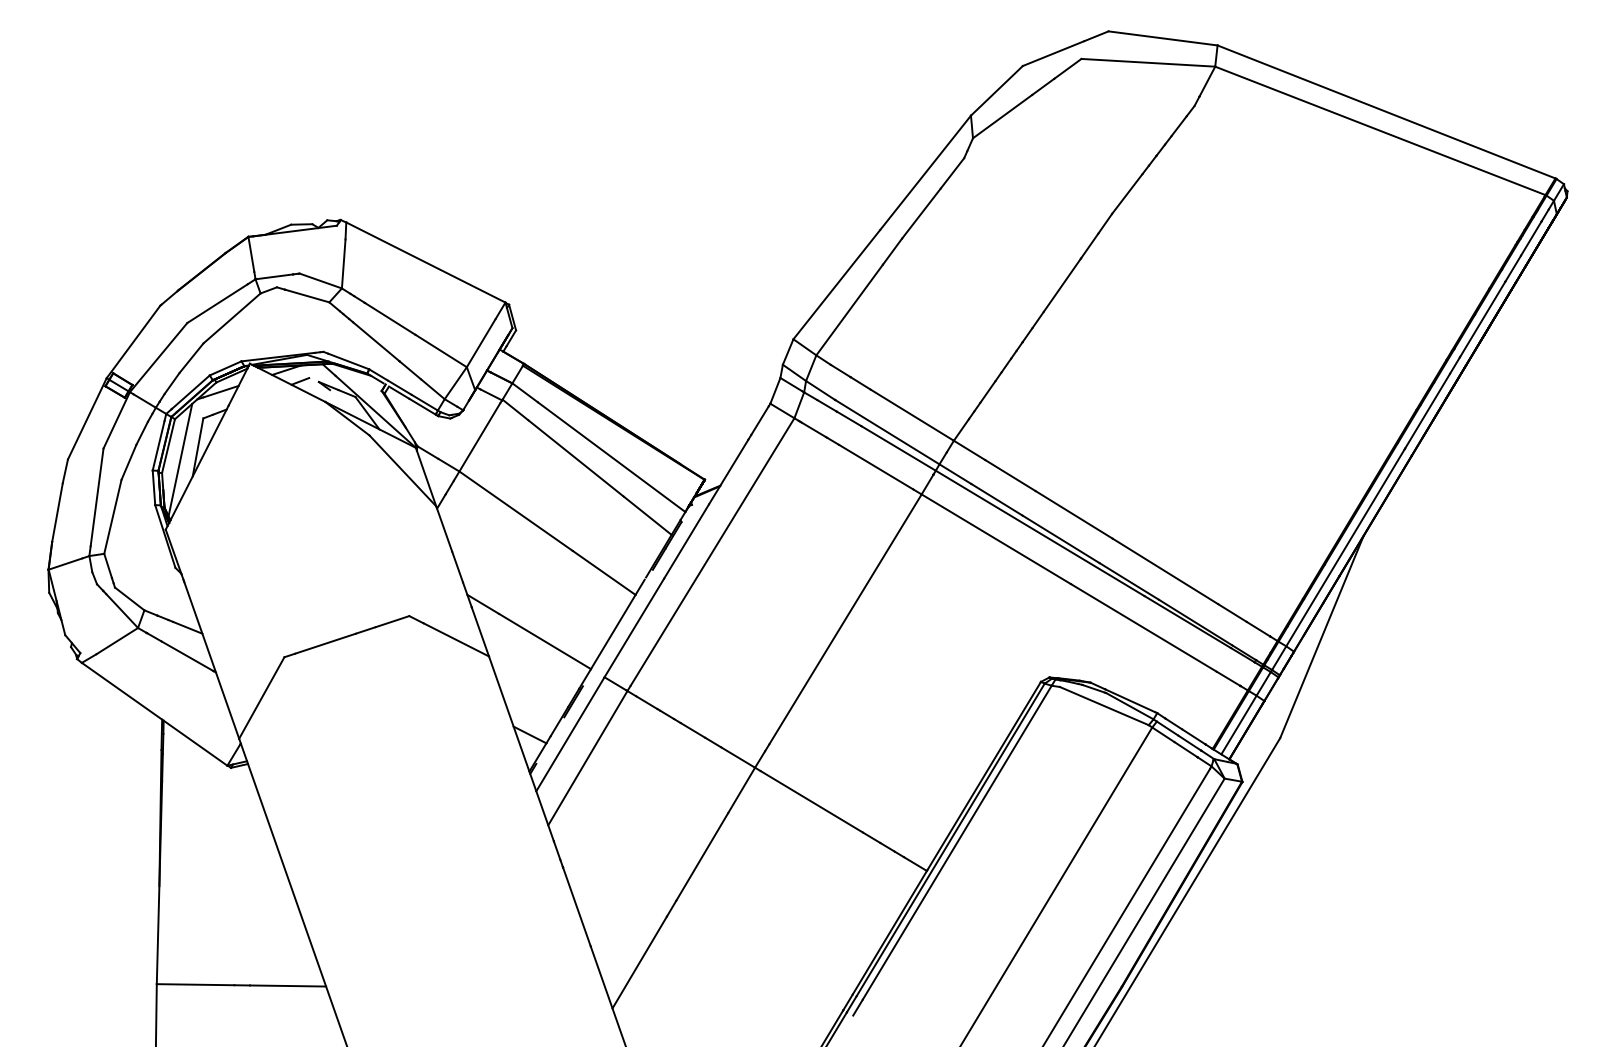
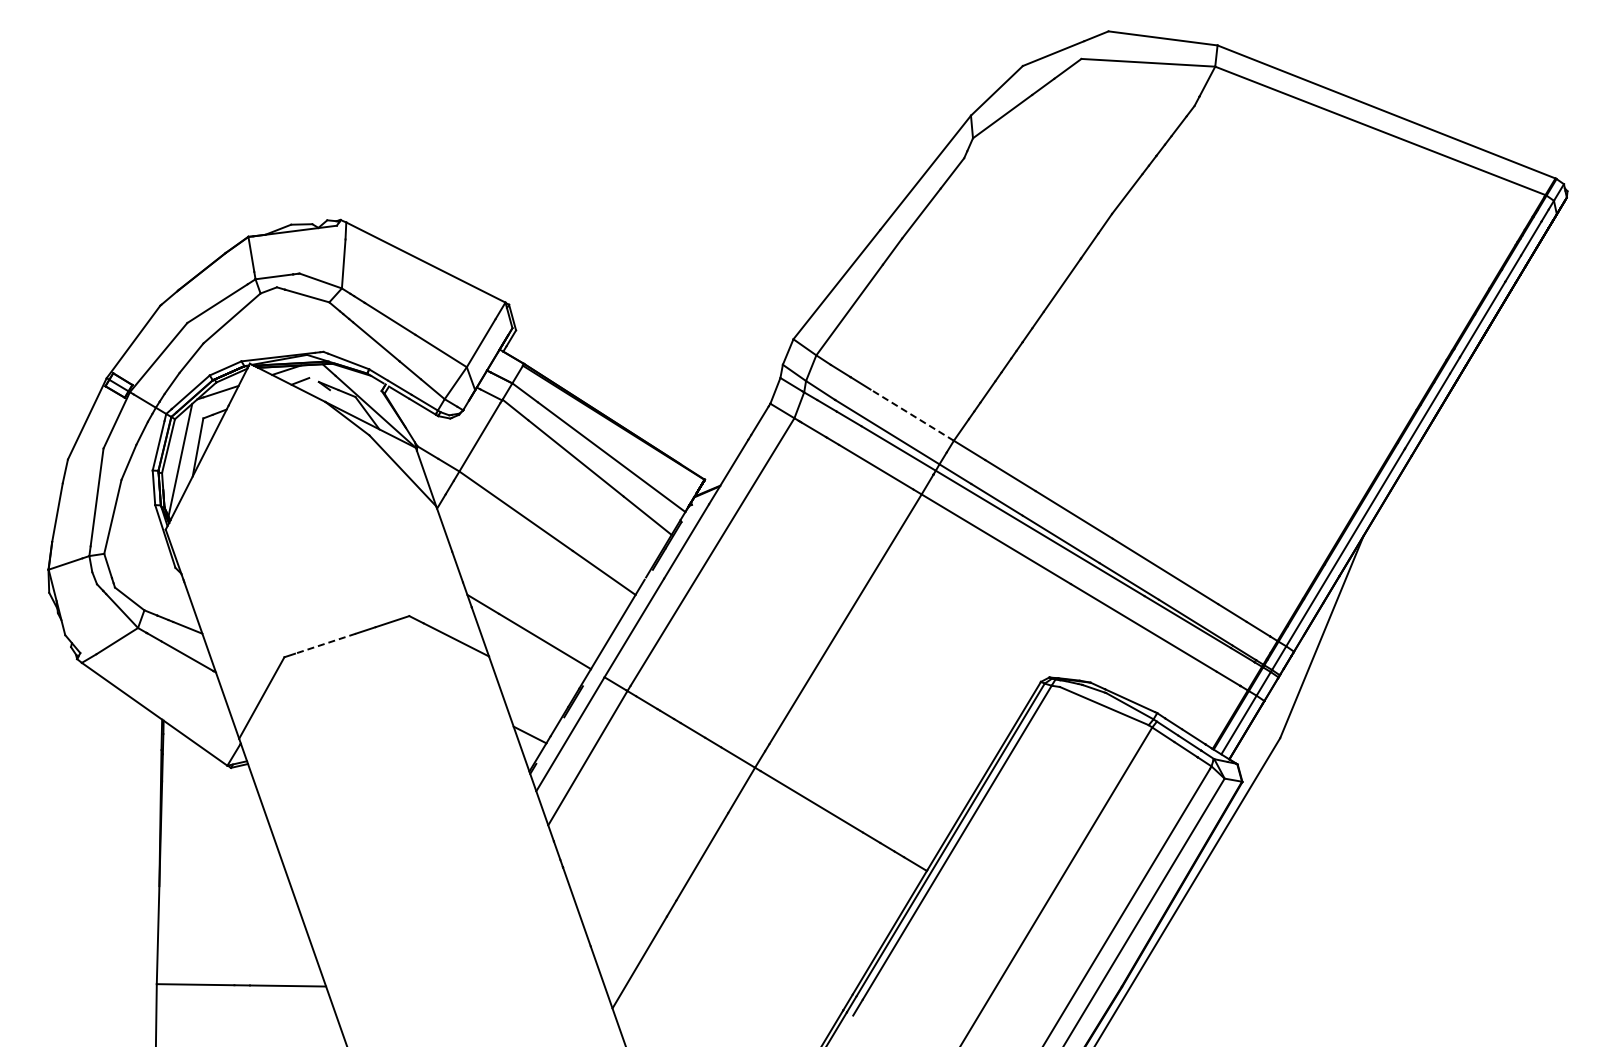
line: solid -> dashed (912, 415)
line: solid -> dashed (325, 643)
